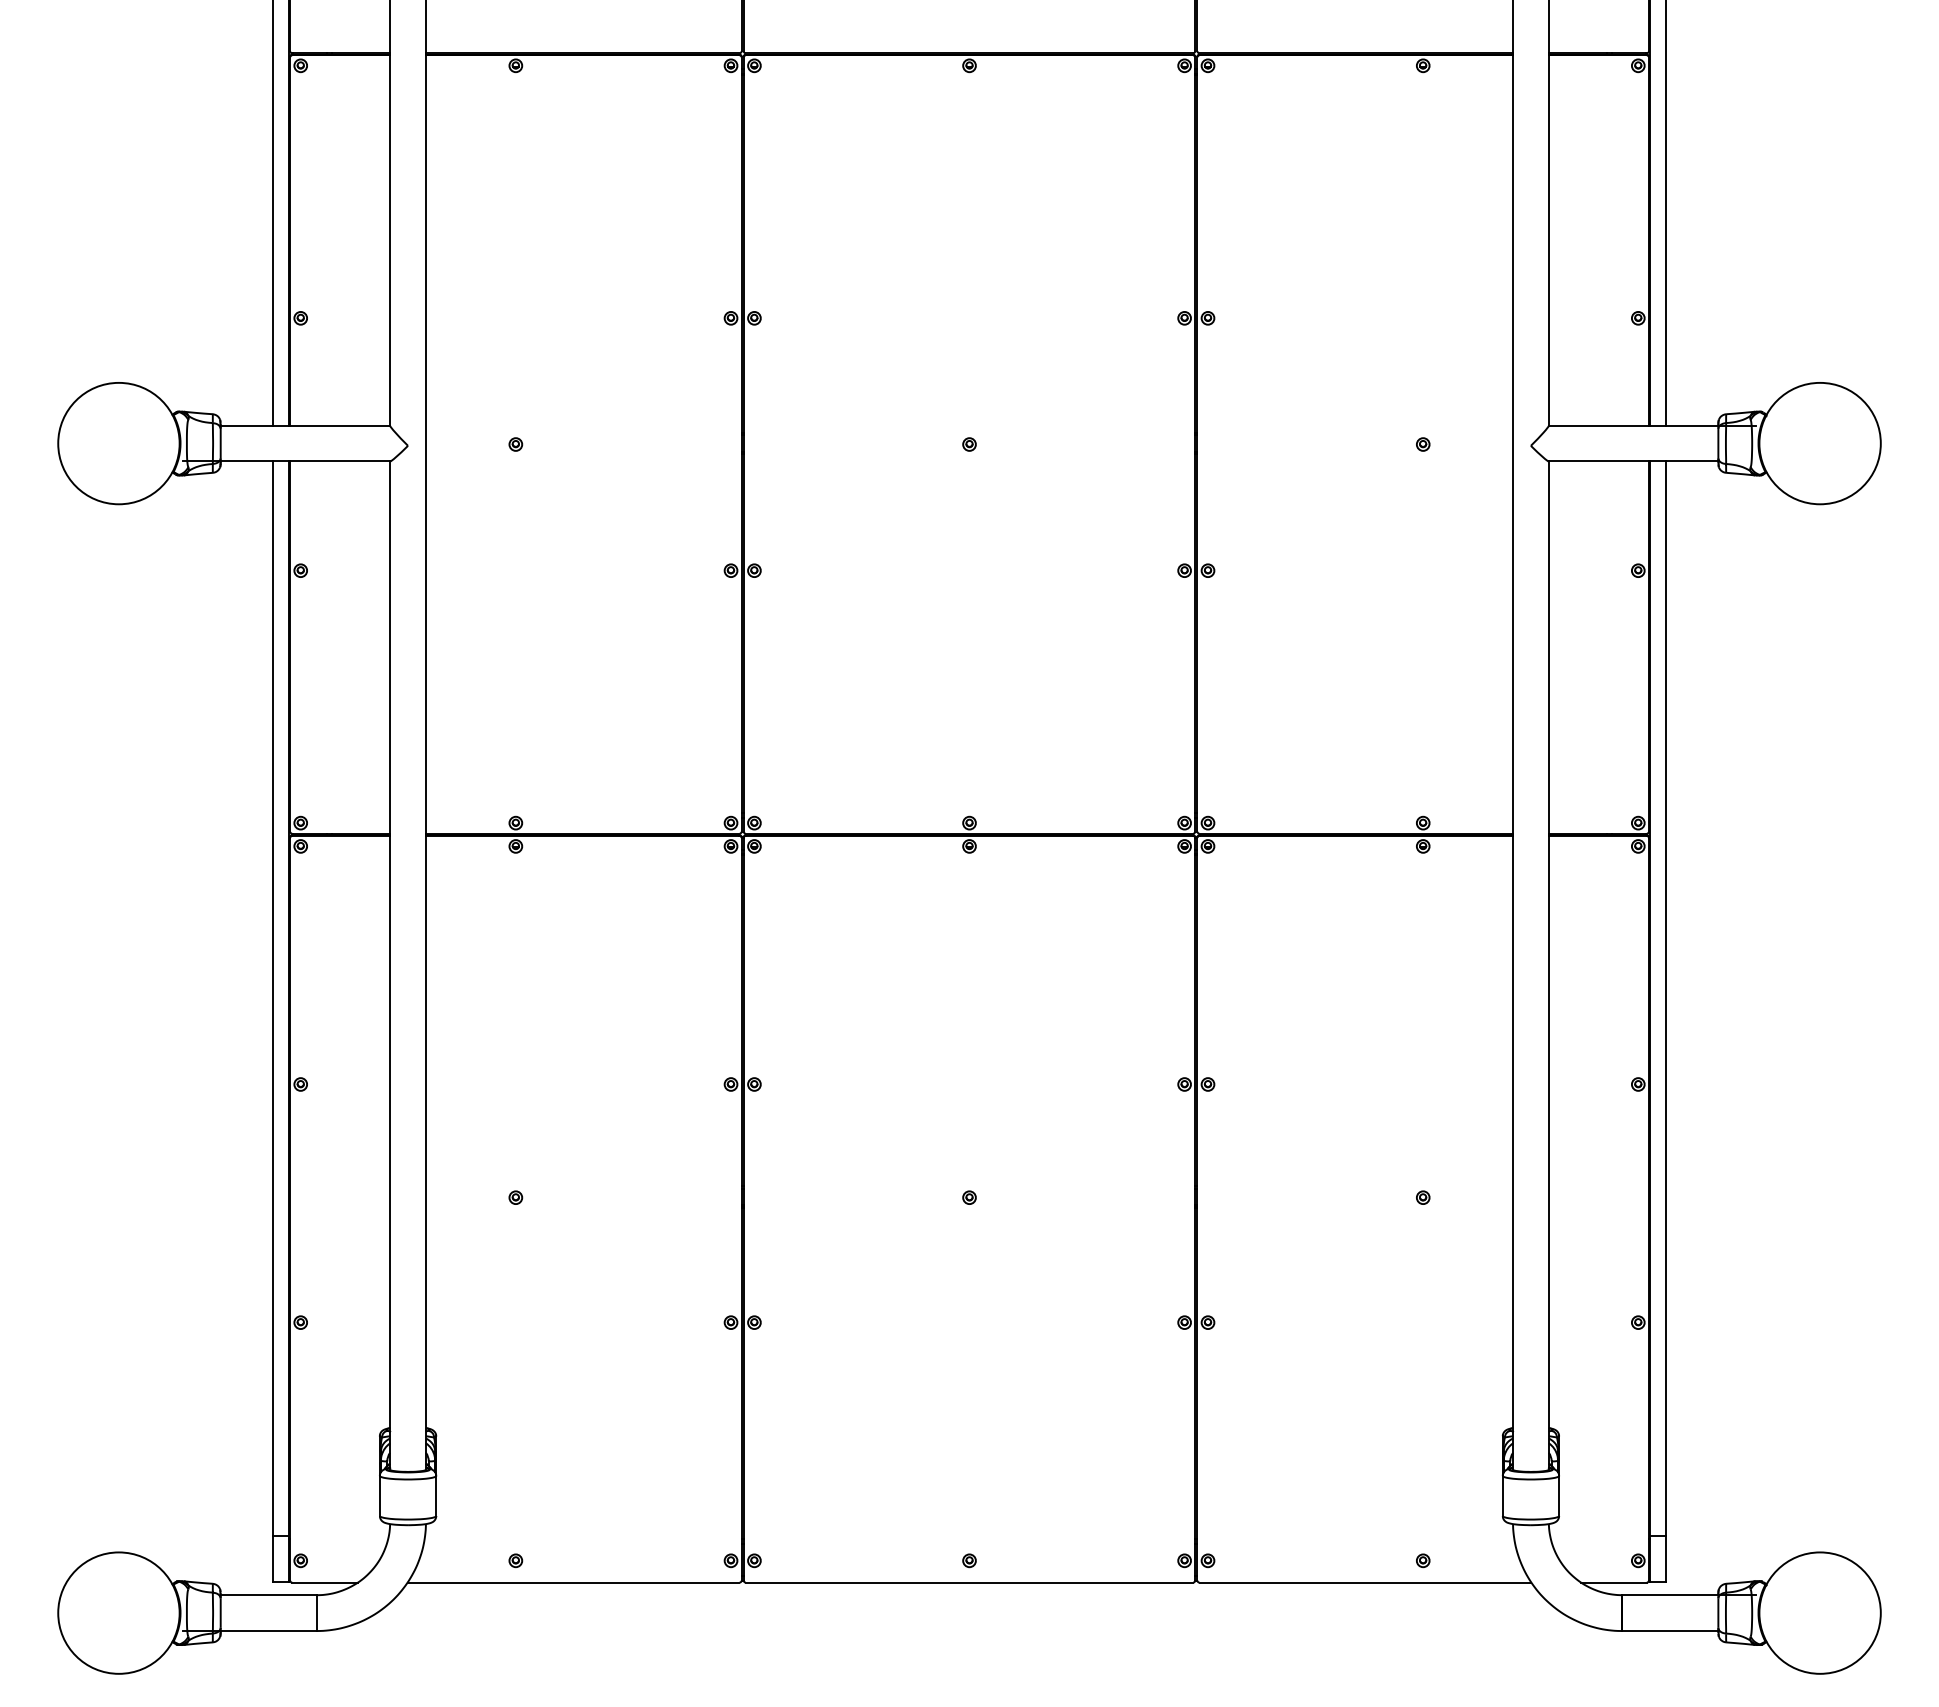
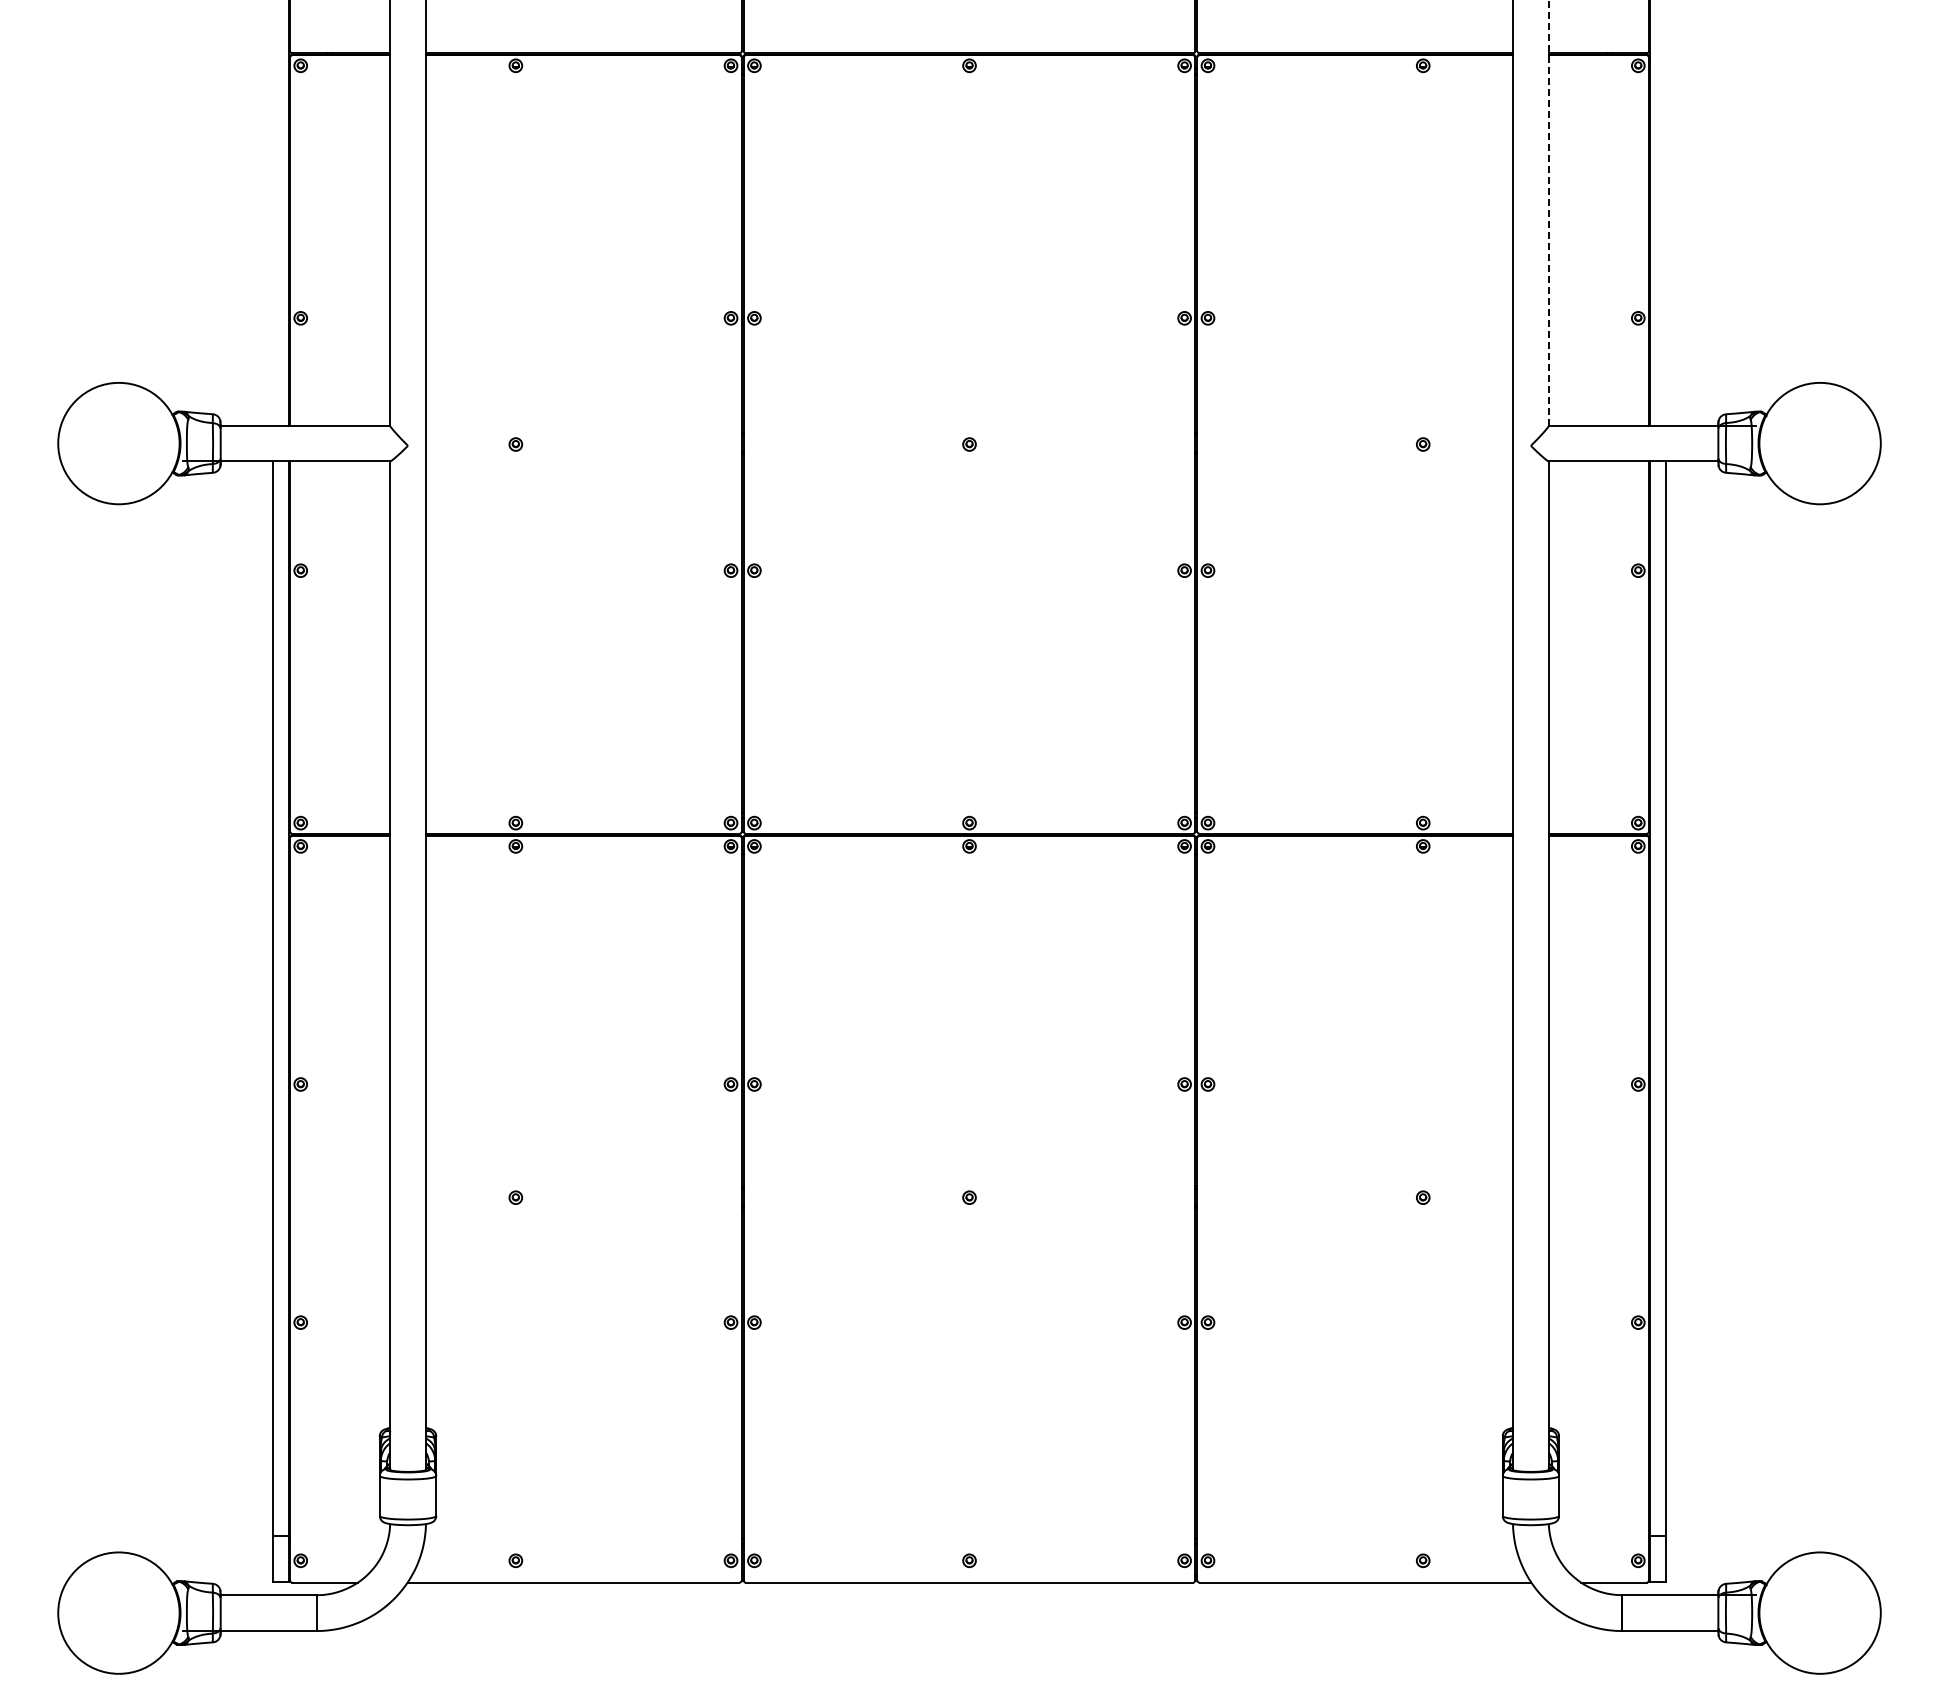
line: solid -> dashed (1548, 212)
line: present -> none (273, 213)
line: present -> none (1665, 213)
